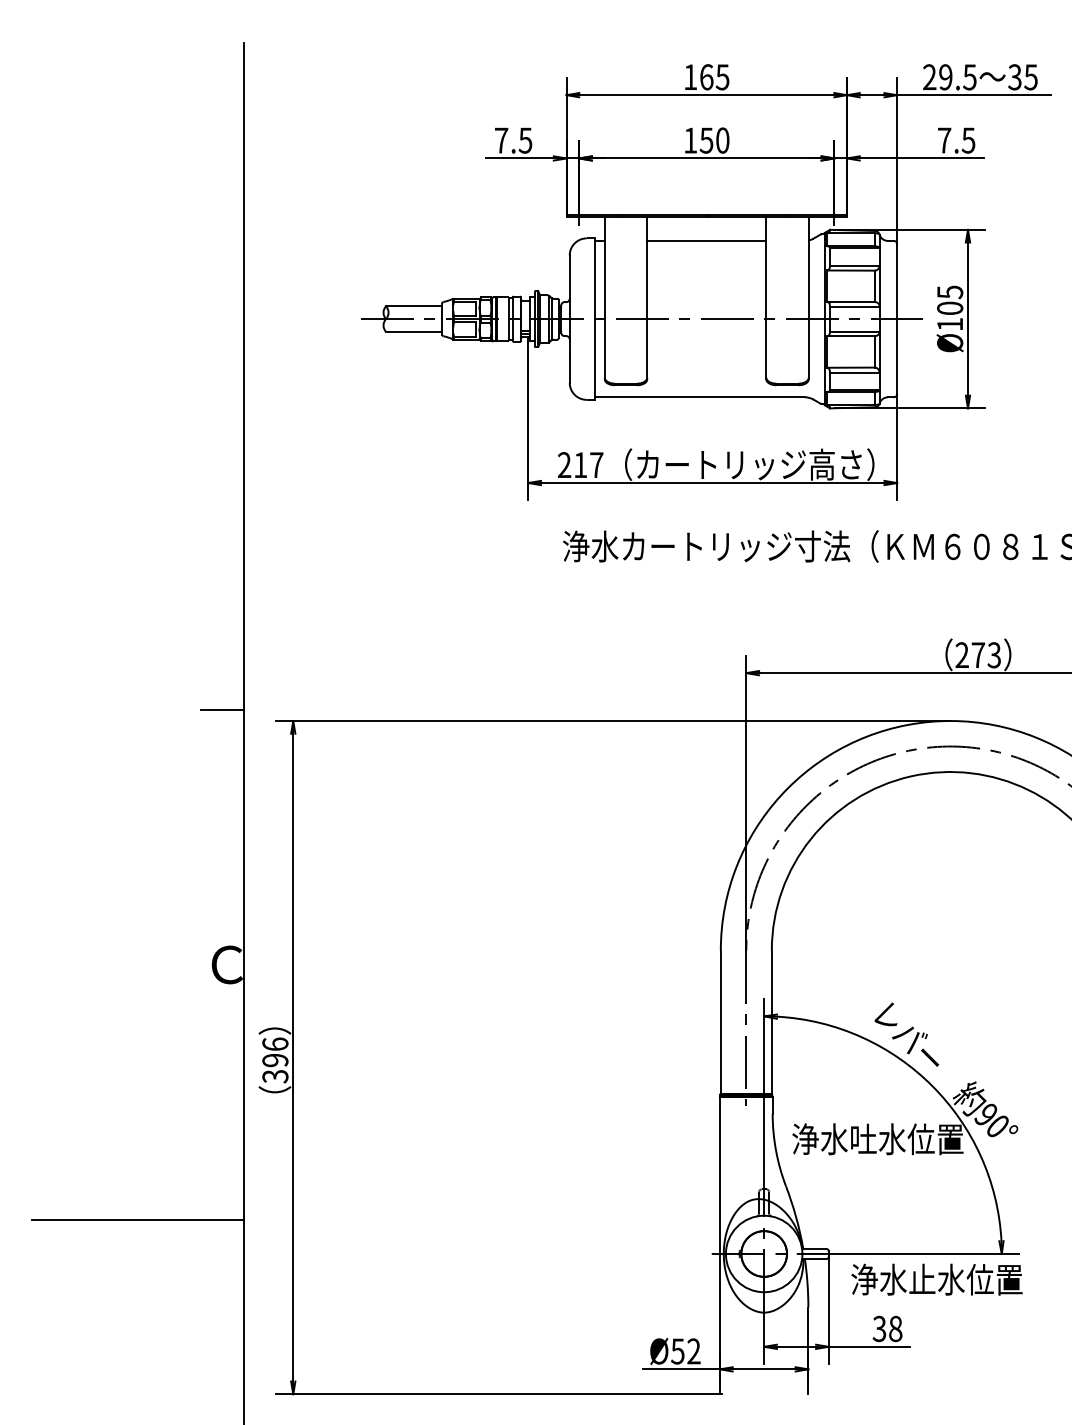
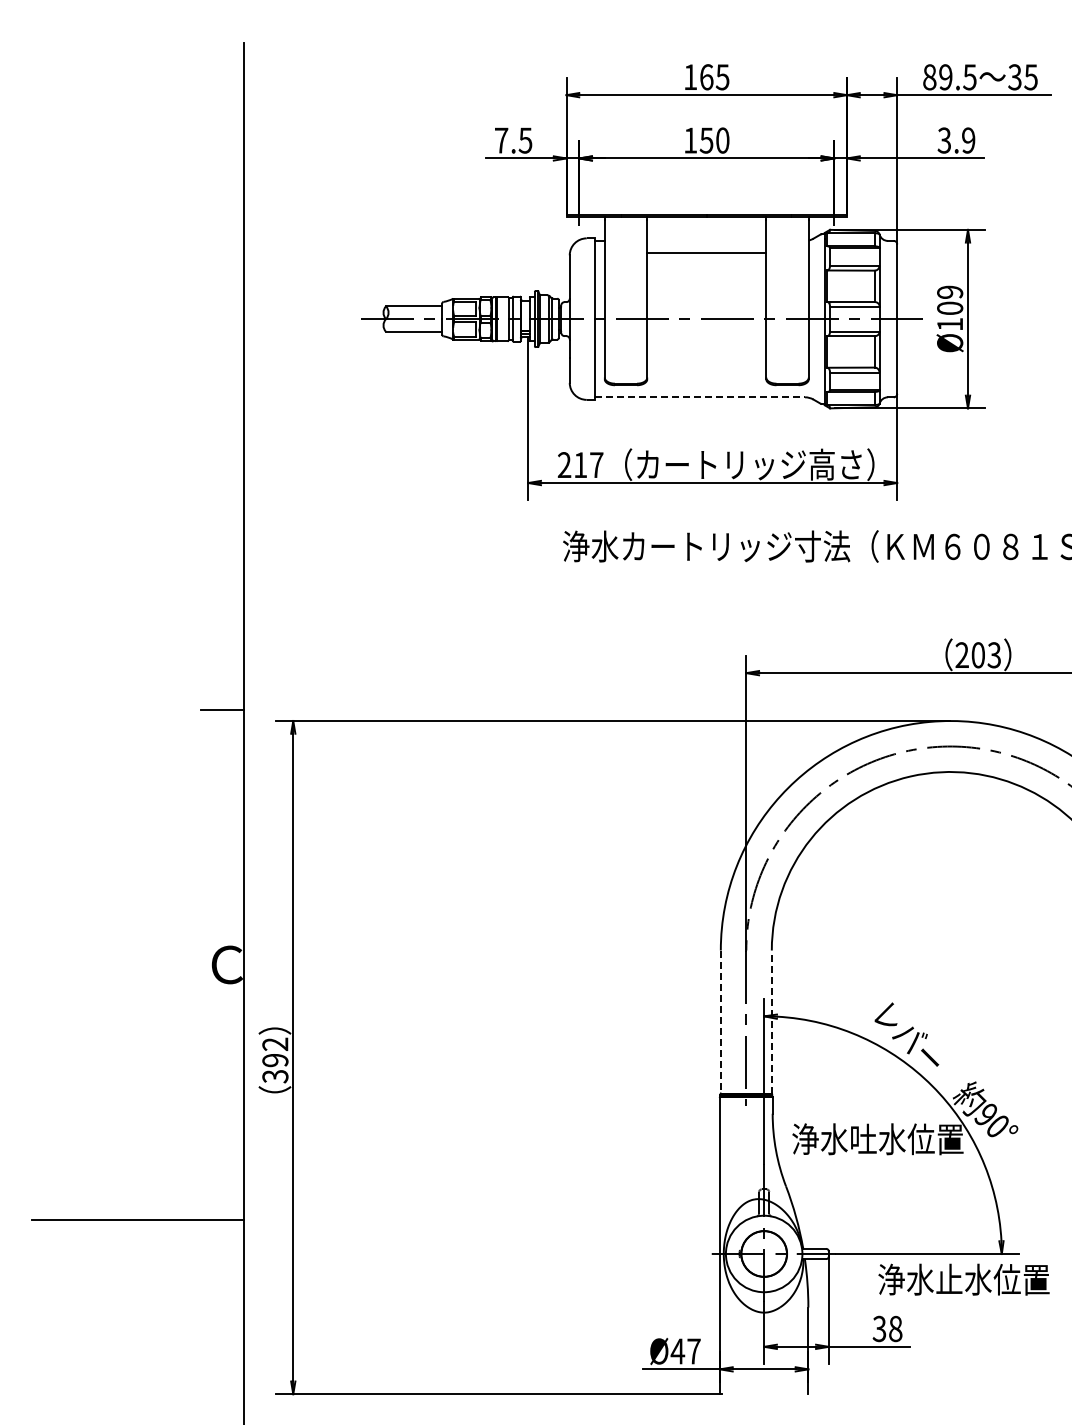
text: 29.5 -> 89.5 (929, 77)
text: 7.5 -> 3.9 (956, 140)
line position: (706, 240) -> (706, 252) (706, 252)
text: Ø105 -> Ø109 (950, 292)
line: solid -> dashed (700, 397)
text: 273 -> 203 (978, 655)
line: solid -> dashed (771, 1021)
line: solid -> dashed (720, 1022)
text: 396 -> 392 (275, 1044)
text position: (936, 1279) -> (963, 1279) (963, 1279)
text: Ø52 -> Ø47 (685, 1351)
